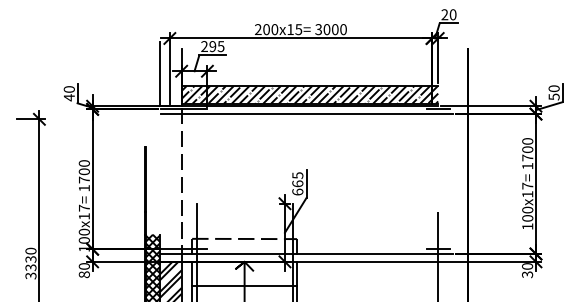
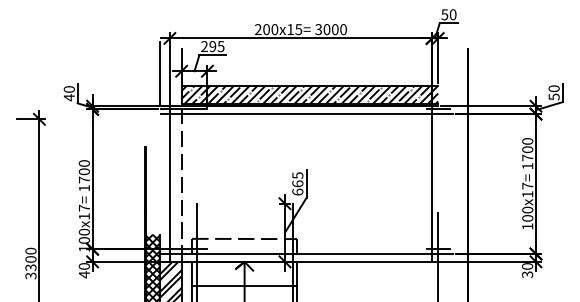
text: 20 -> 50 (444, 14)
line: none -> present (169, 183)
line: none -> present (432, 183)
text: 3330 -> 3300 (30, 259)
text: 80 -> 40 (83, 274)
